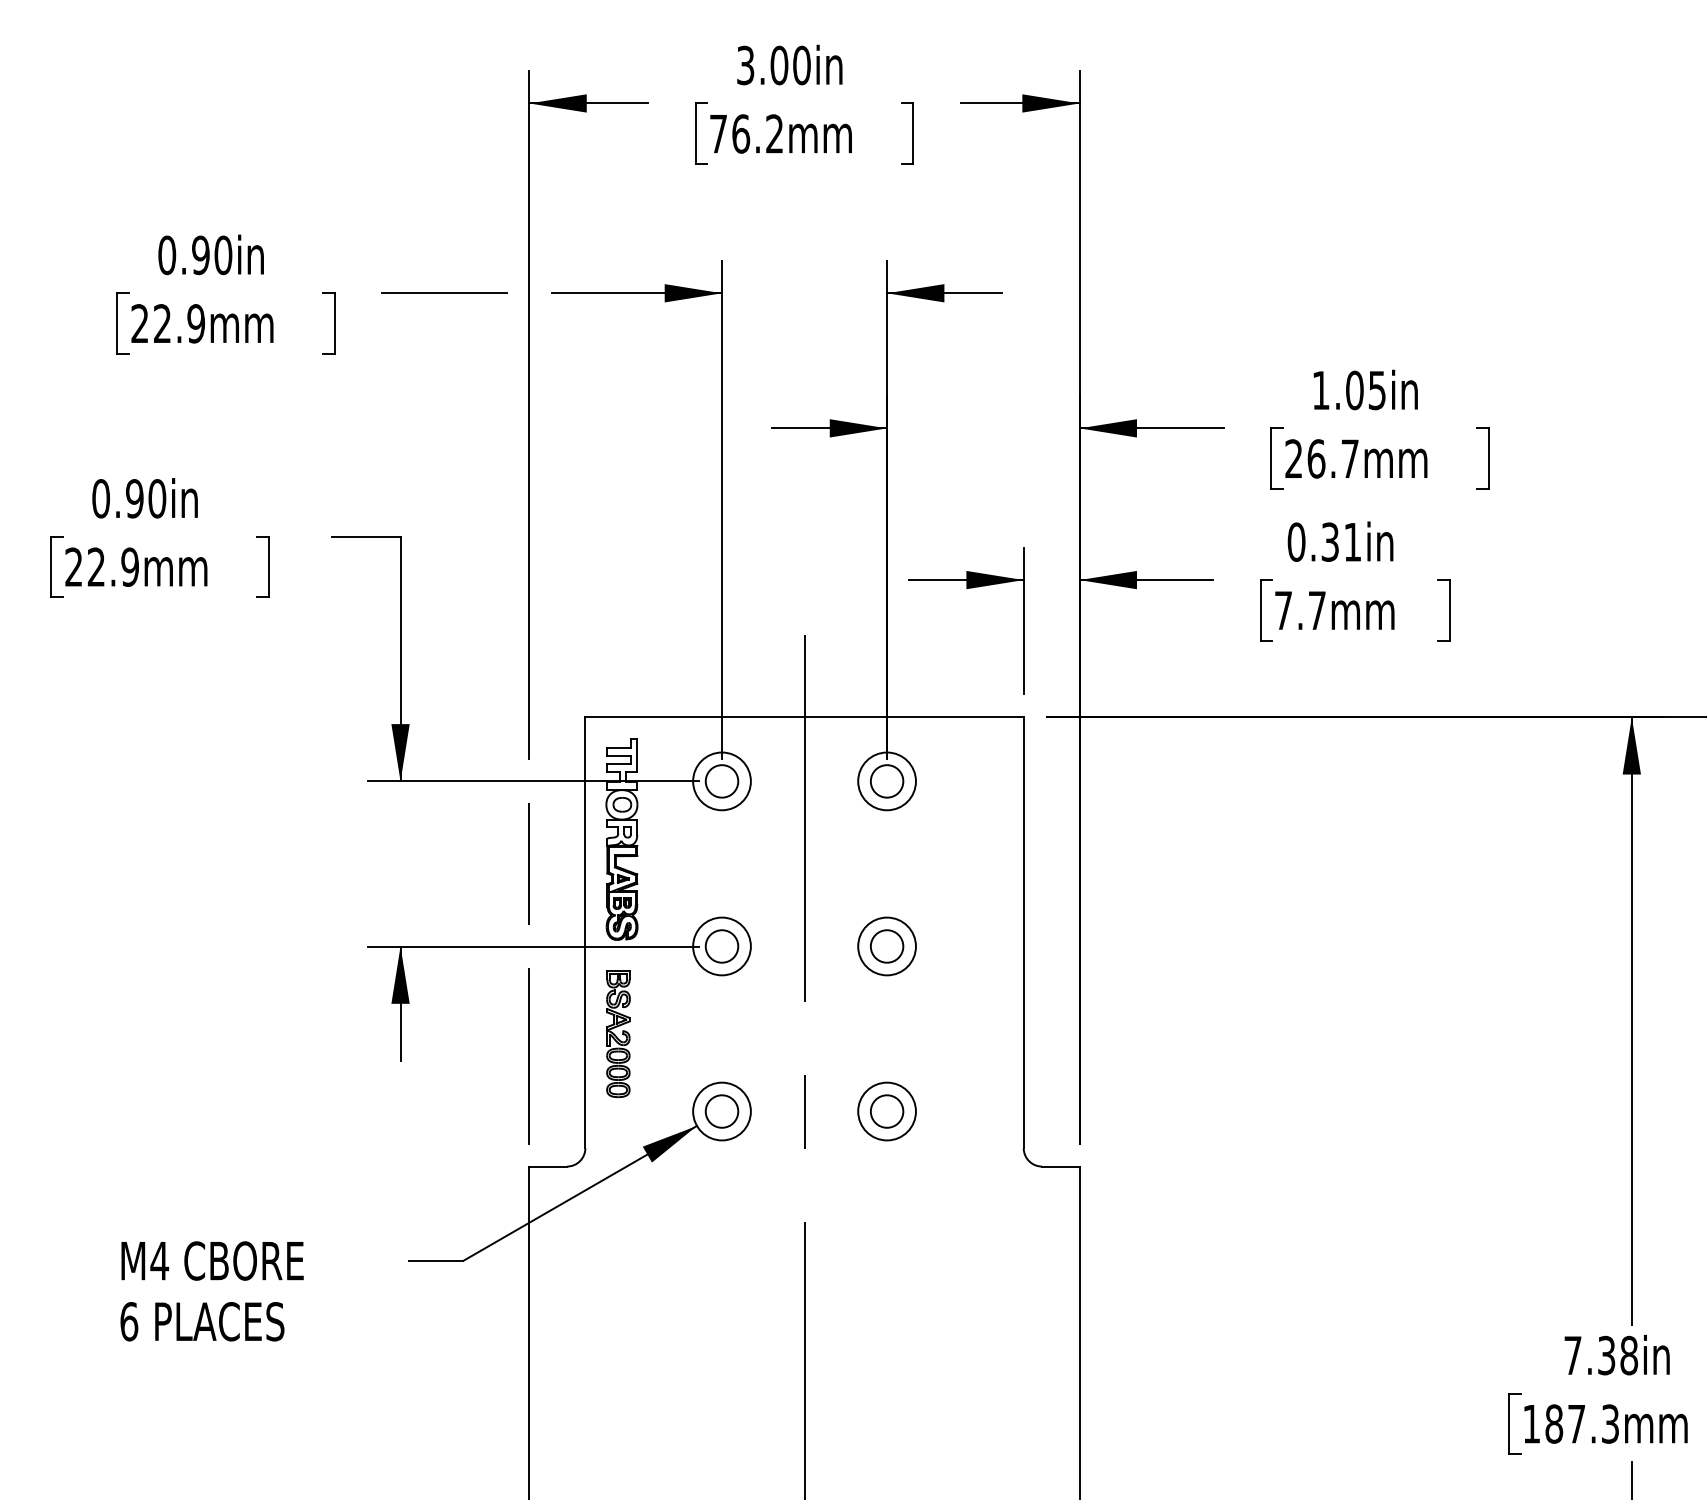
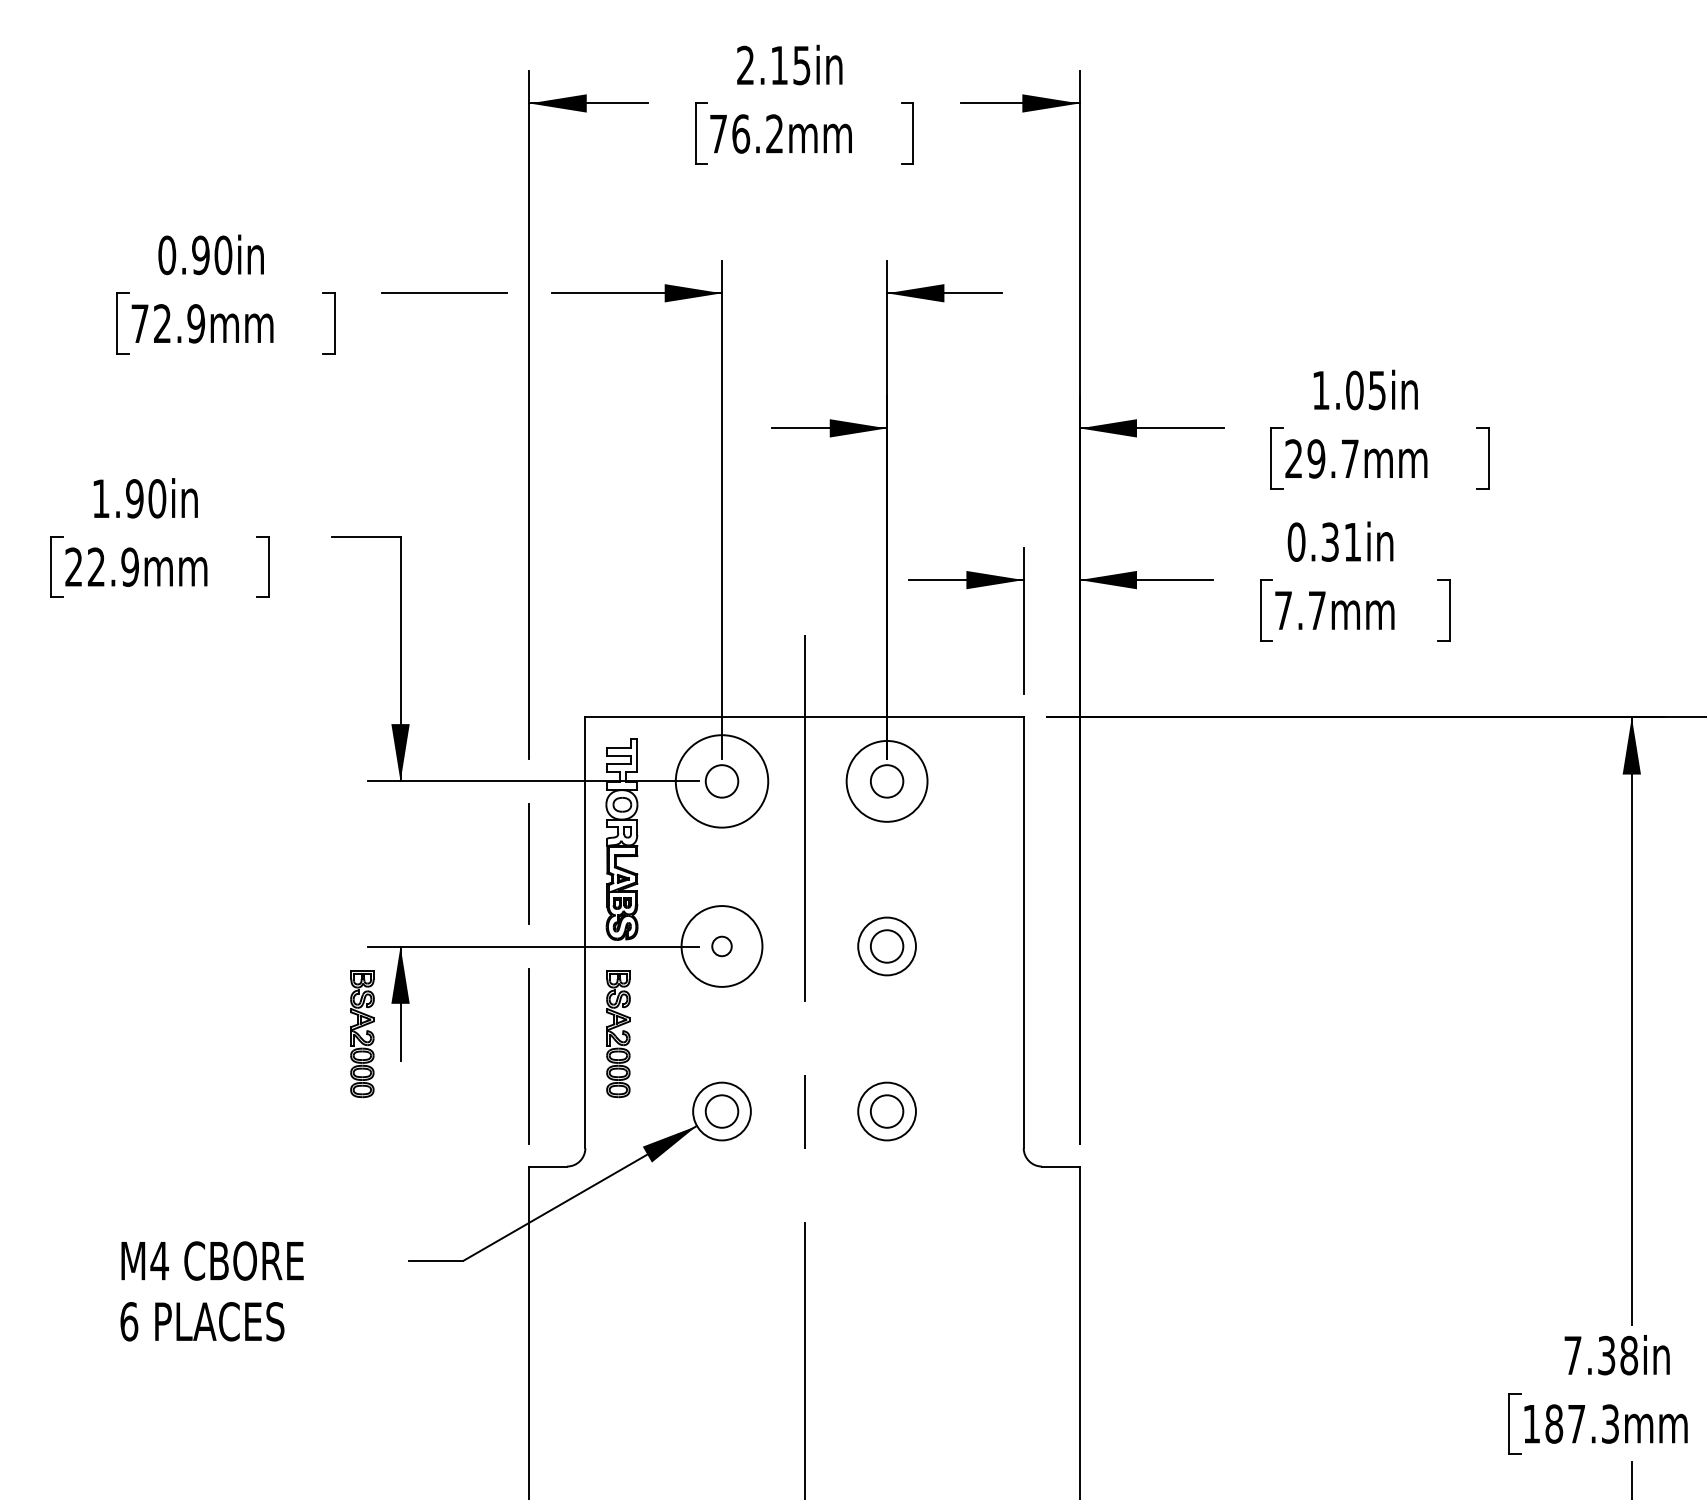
text: 3.00in -> 2.15in (773, 65)
text: 22.9mm -> 72.9mm (139, 323)
text: 26.7mm -> 29.7mm (1316, 458)
text: 0.90in -> 1.90in (100, 498)
circle diameter: 58 px -> 92 px (721, 781)
circle diameter: 58 px -> 81 px (886, 780)
circle diameter: 32 px -> 19 px (721, 946)
circle diameter: 58 px -> 81 px (721, 946)
part: none -> present (362, 1033)
